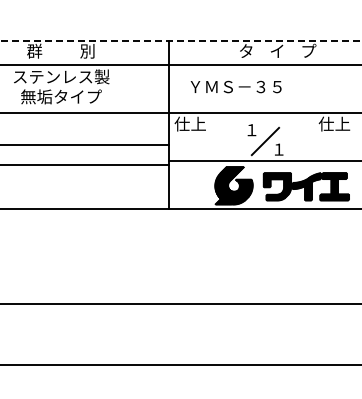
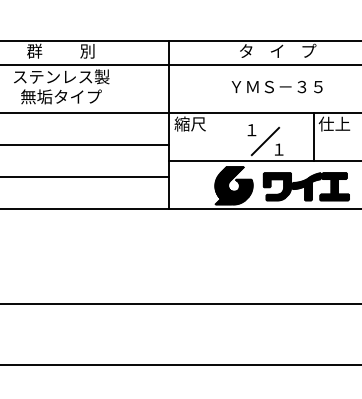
line: dashed -> solid (181, 40)
text position: (235, 86) -> (276, 86) (276, 86)
text: 仕上 -> 縮尺 (189, 123)
line: none -> present (313, 136)
line position: (85, 164) -> (85, 176) (85, 176)
